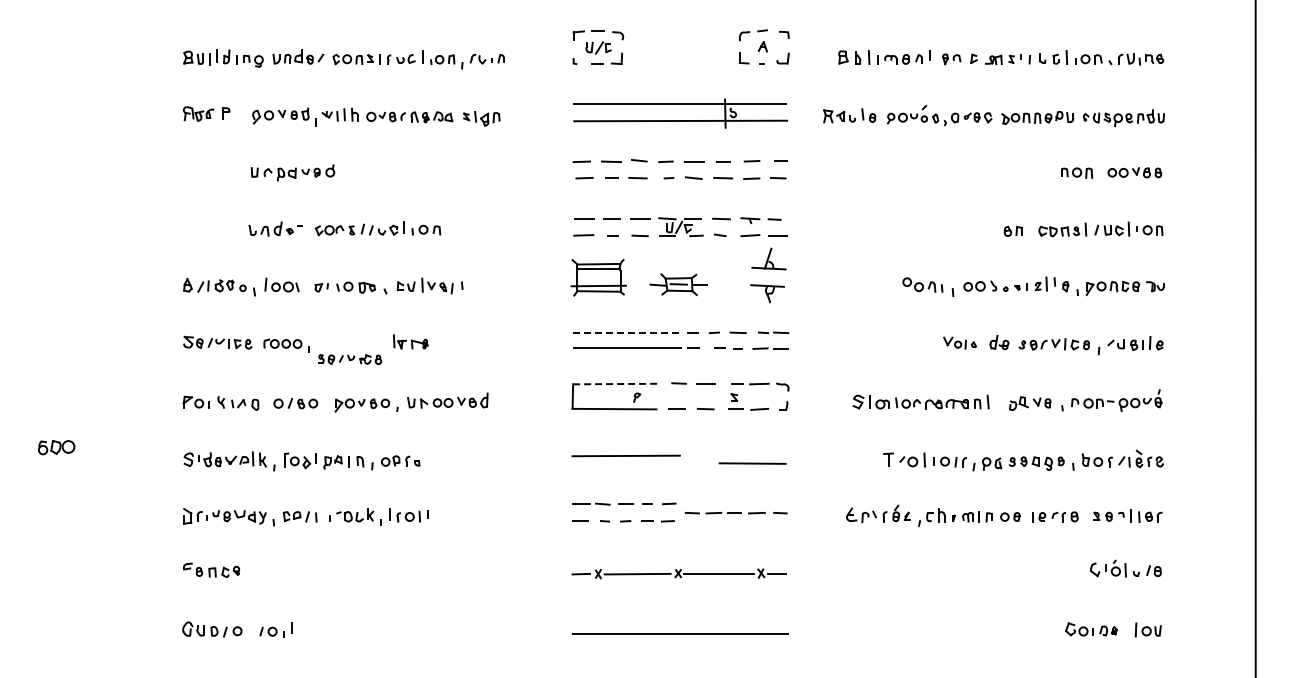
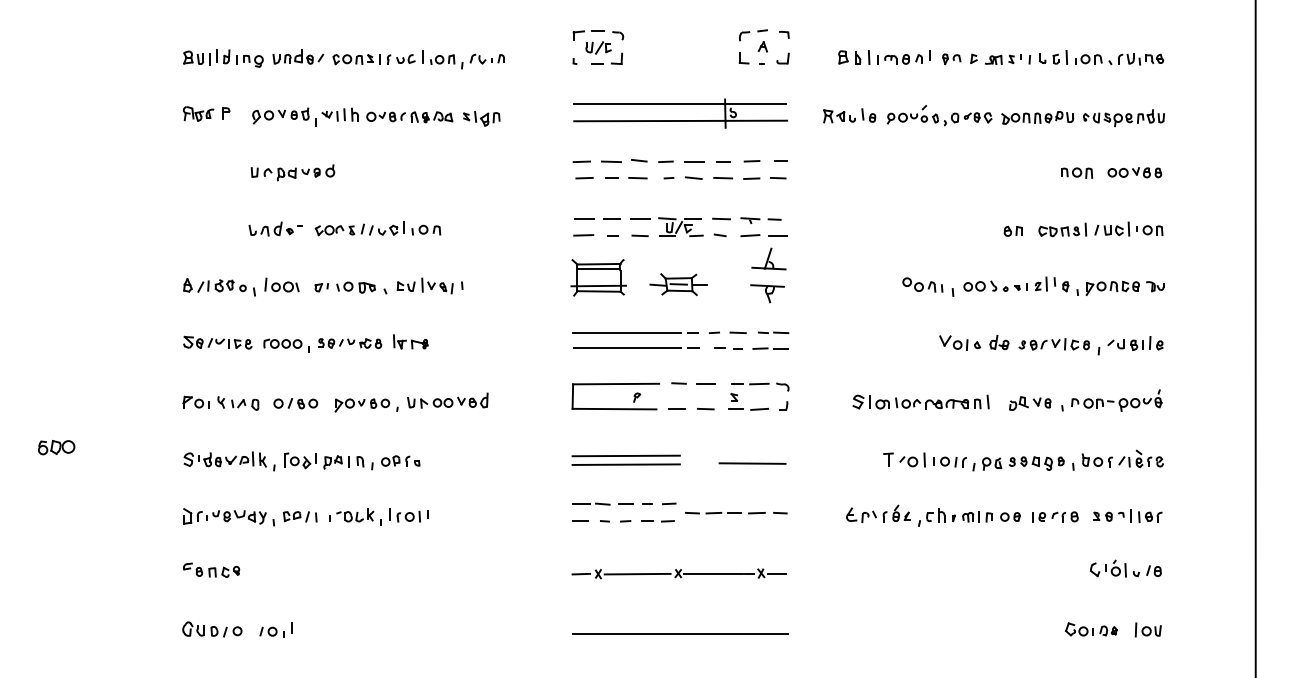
line: dashed -> solid (627, 332)
part size: 34x14 px -> 42x16 px (959, 342)
part position: (350, 359) -> (350, 343) (350, 343)
line: dashed -> solid (616, 384)
line: none -> present (625, 464)
